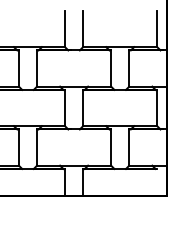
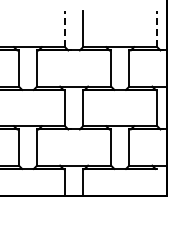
line: solid -> dashed (65, 28)
line: solid -> dashed (157, 28)
